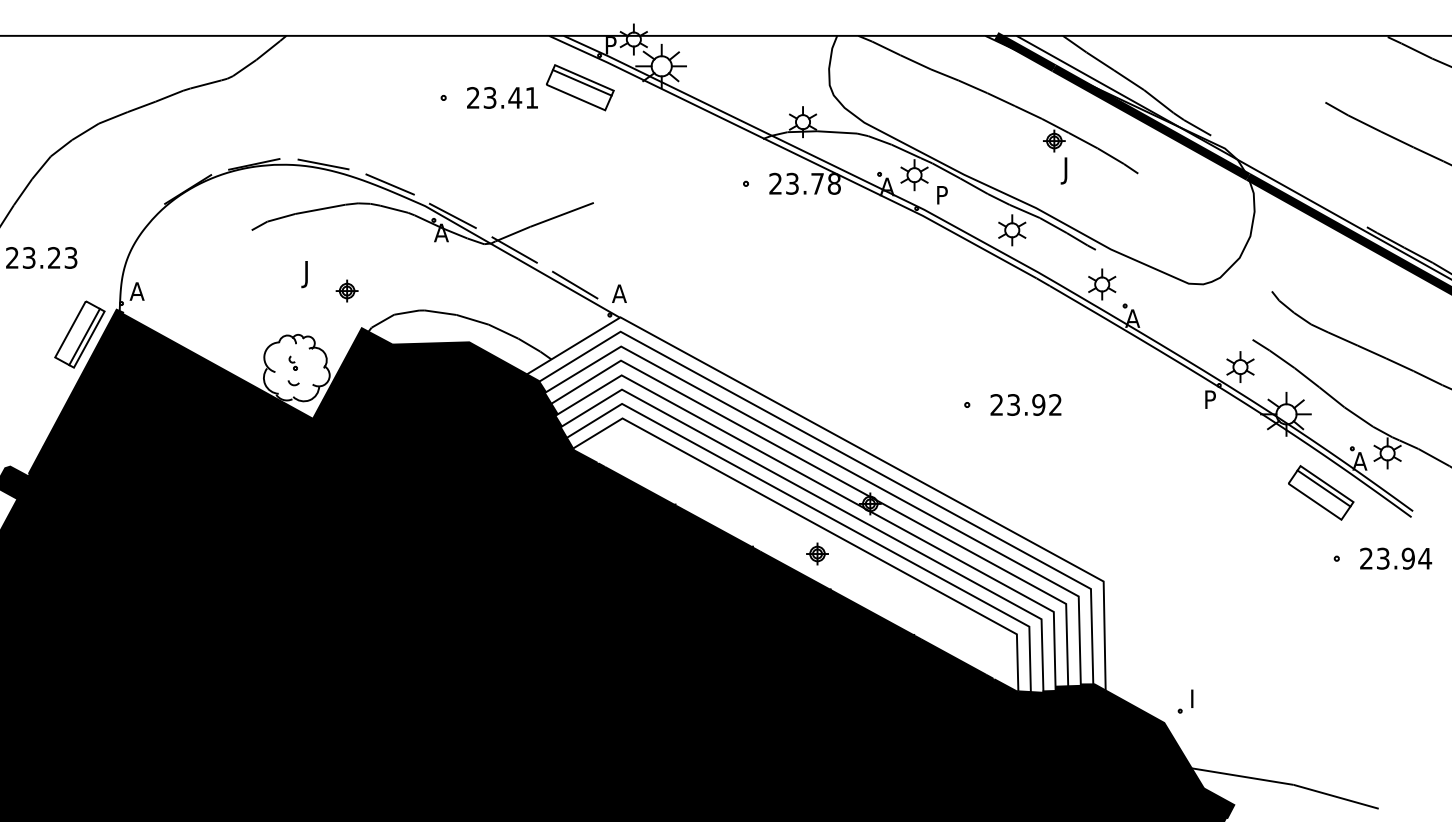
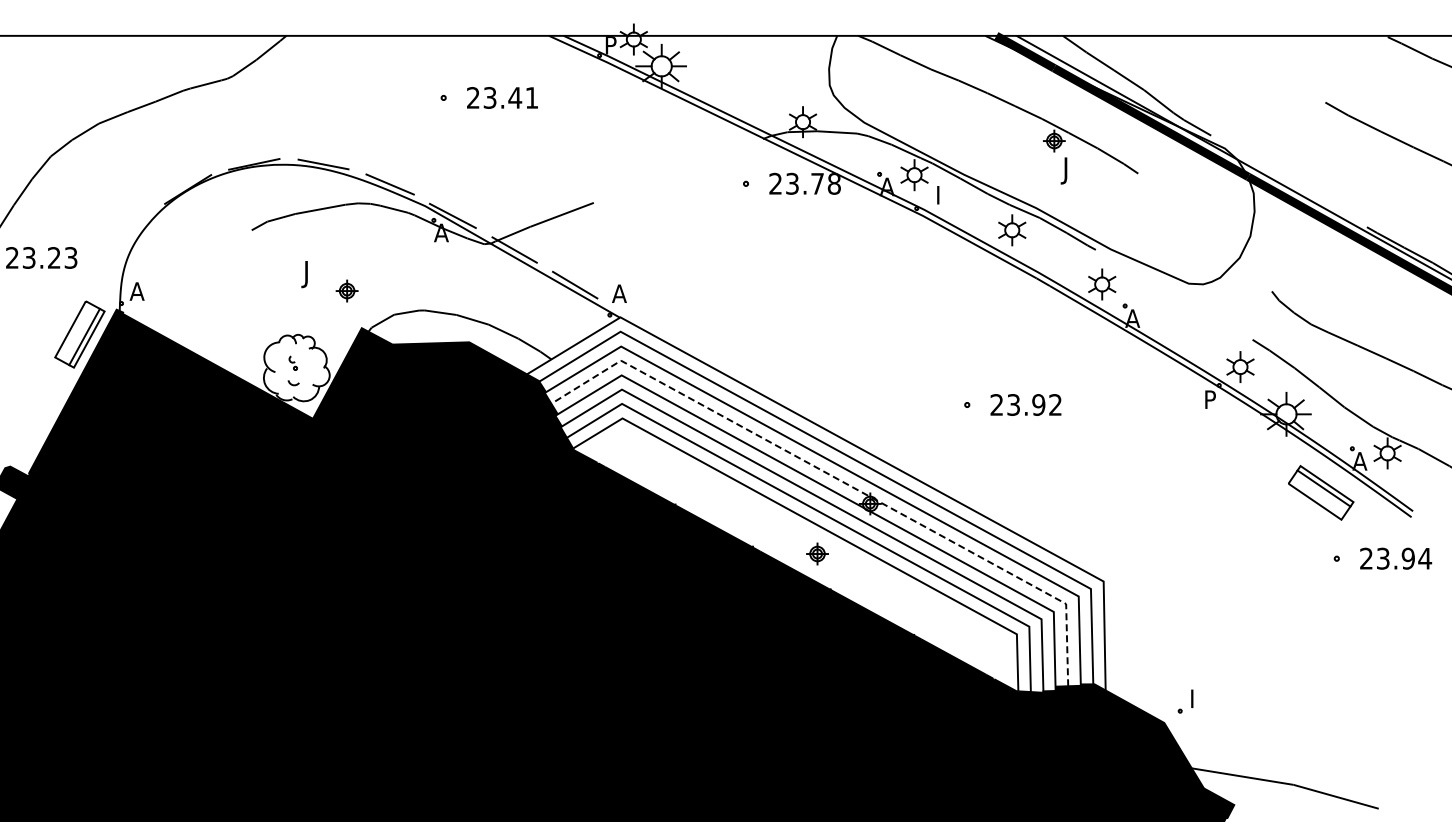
part: present -> none (580, 87)
text: P -> I (943, 191)
line: solid -> dashed (843, 482)
